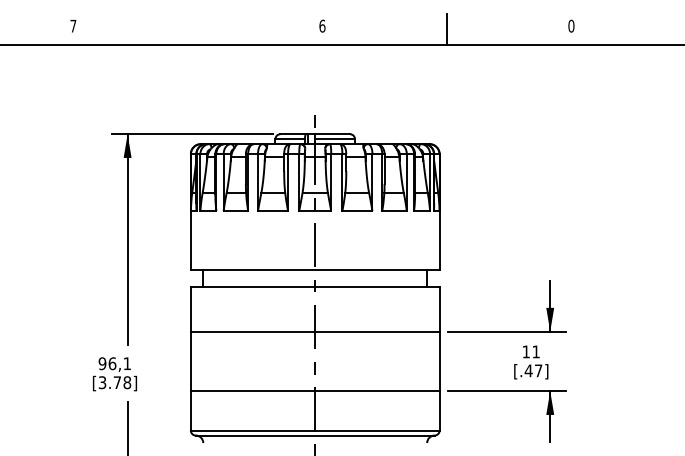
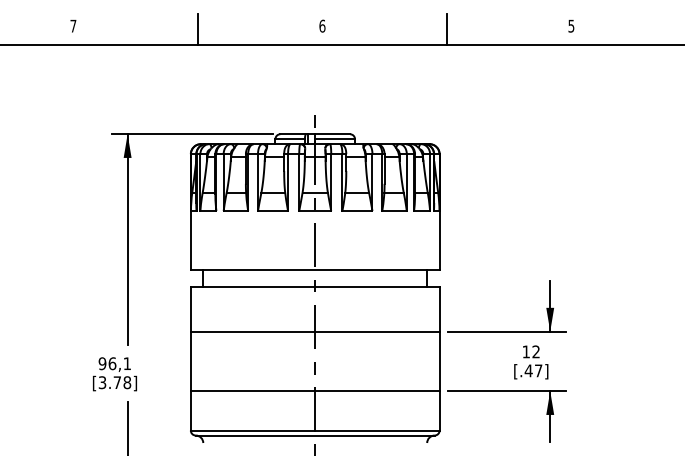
text: 0 -> 5 (571, 25)
line: none -> present (197, 29)
text: 11 -> 12 (535, 351)
